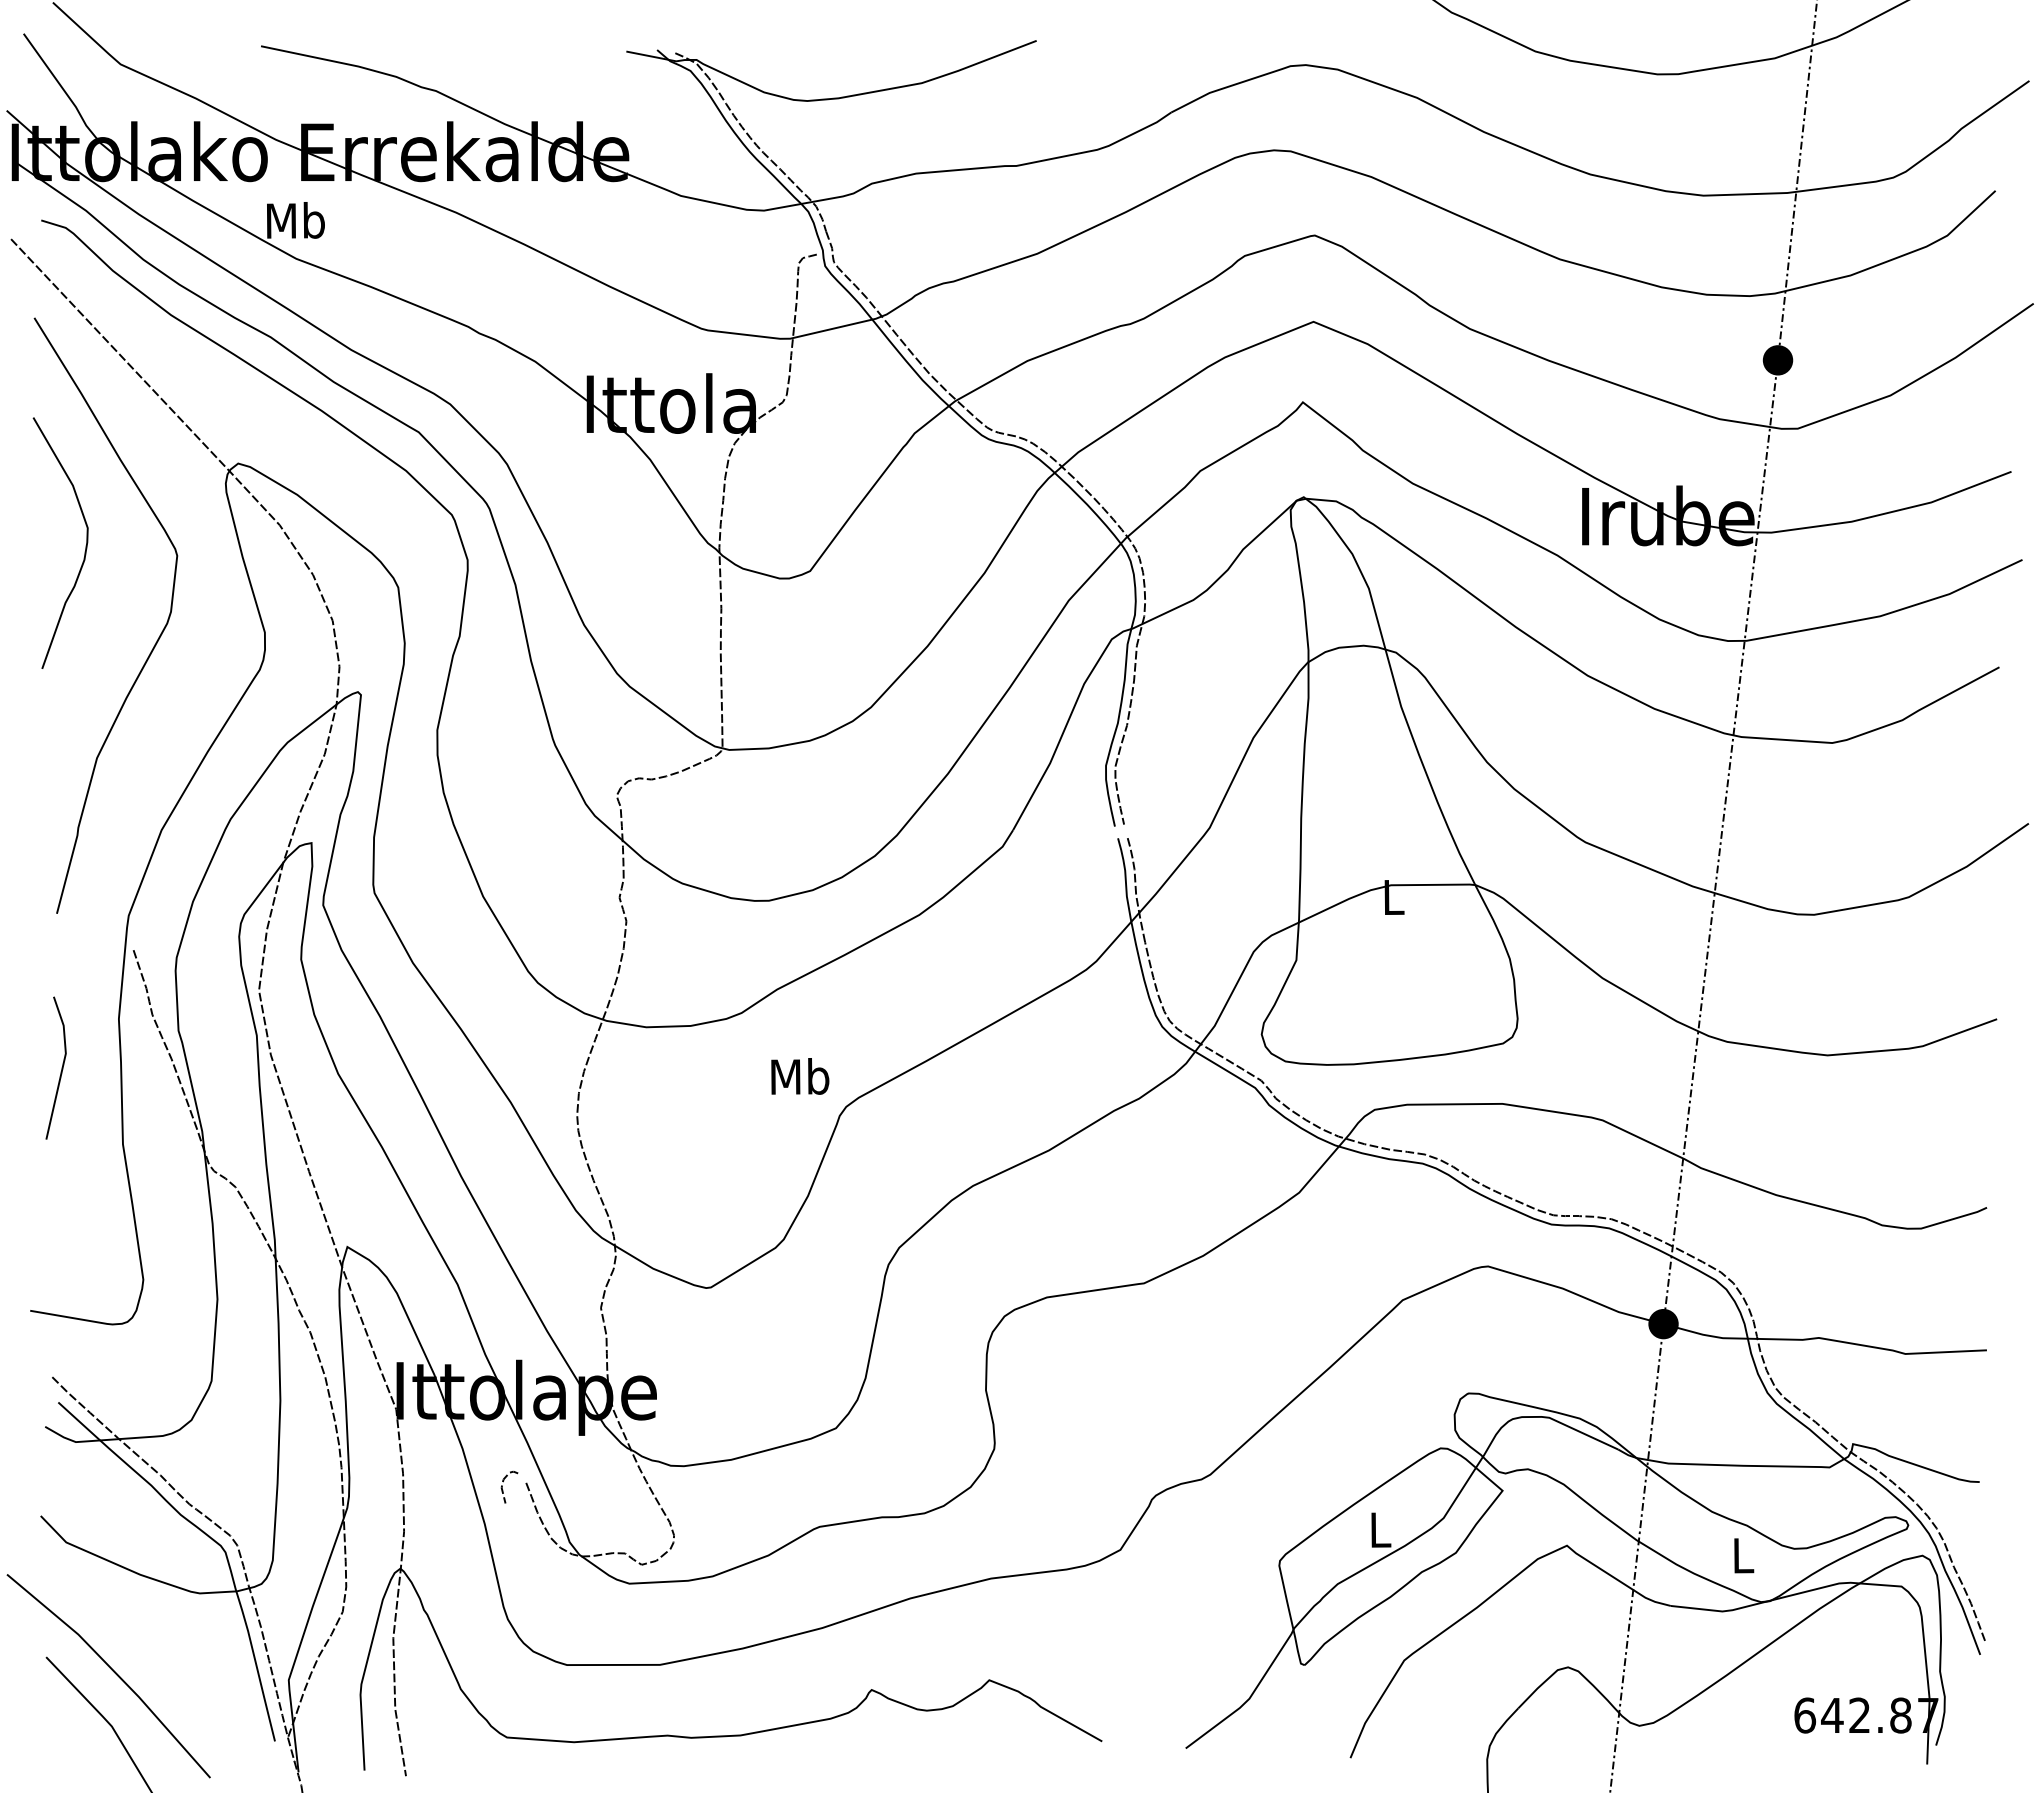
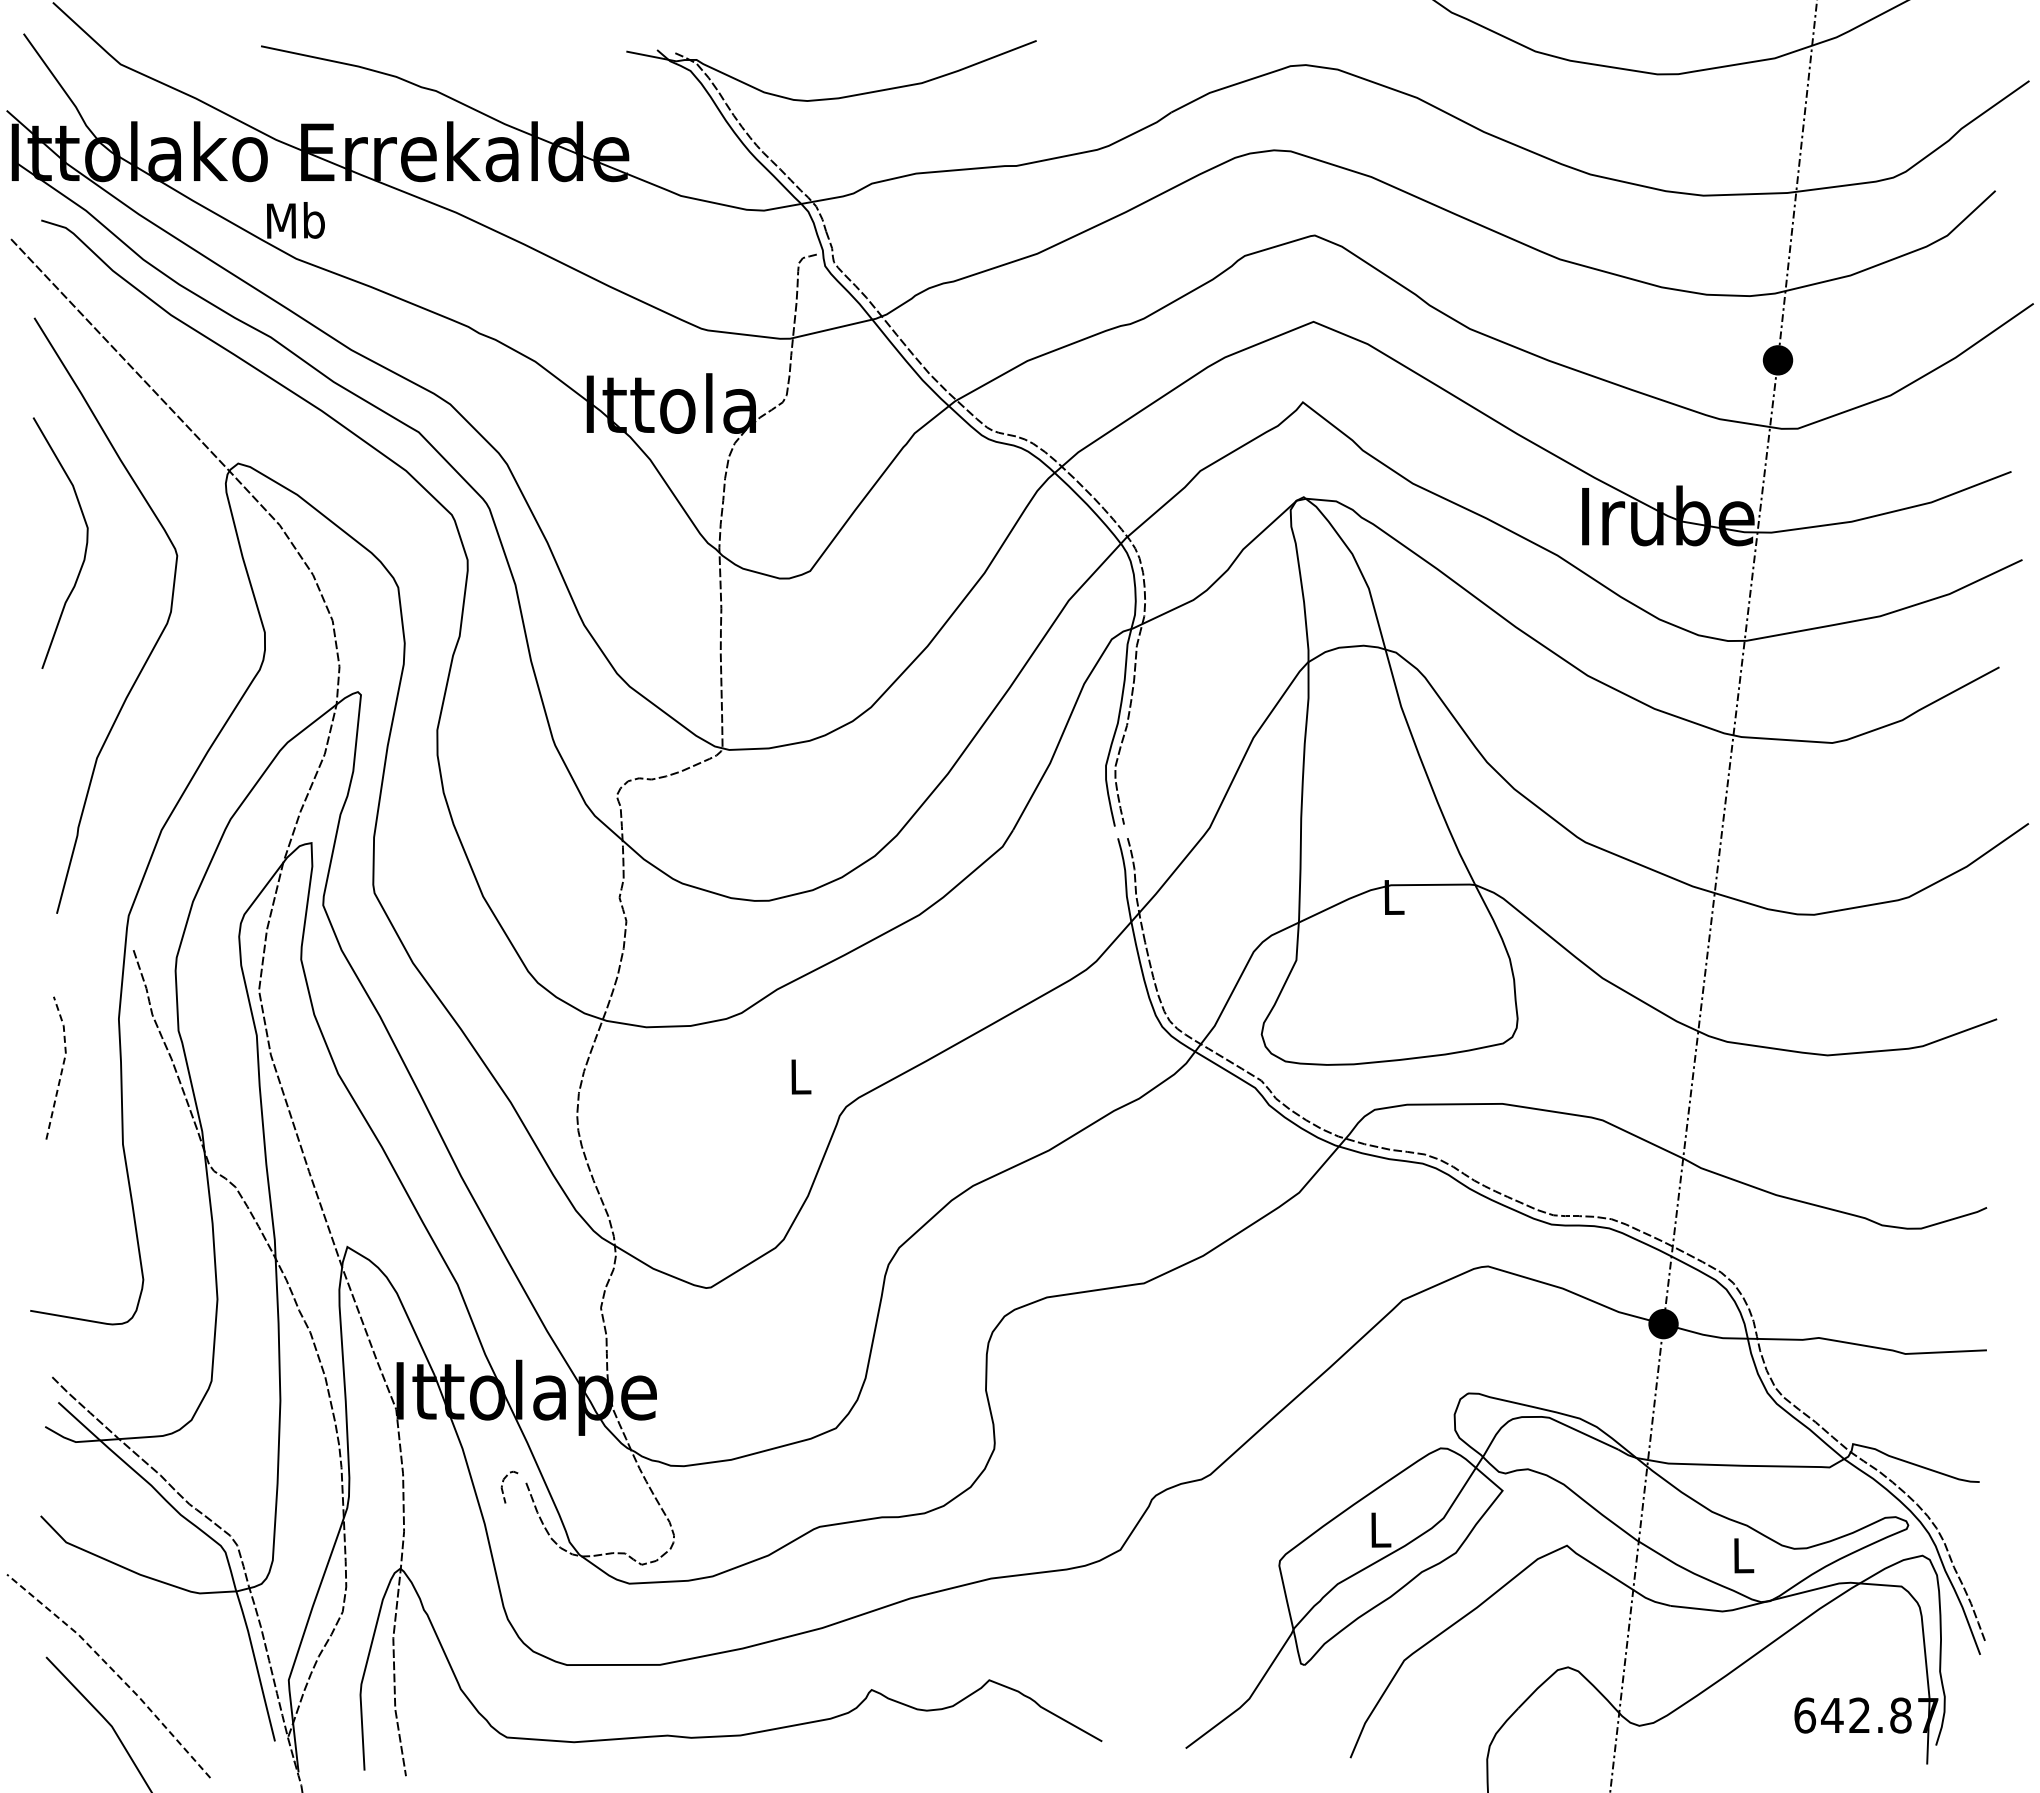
line: solid -> dashed (63, 1066)
text: Mb -> L (800, 1076)
line: solid -> dashed (113, 1671)
